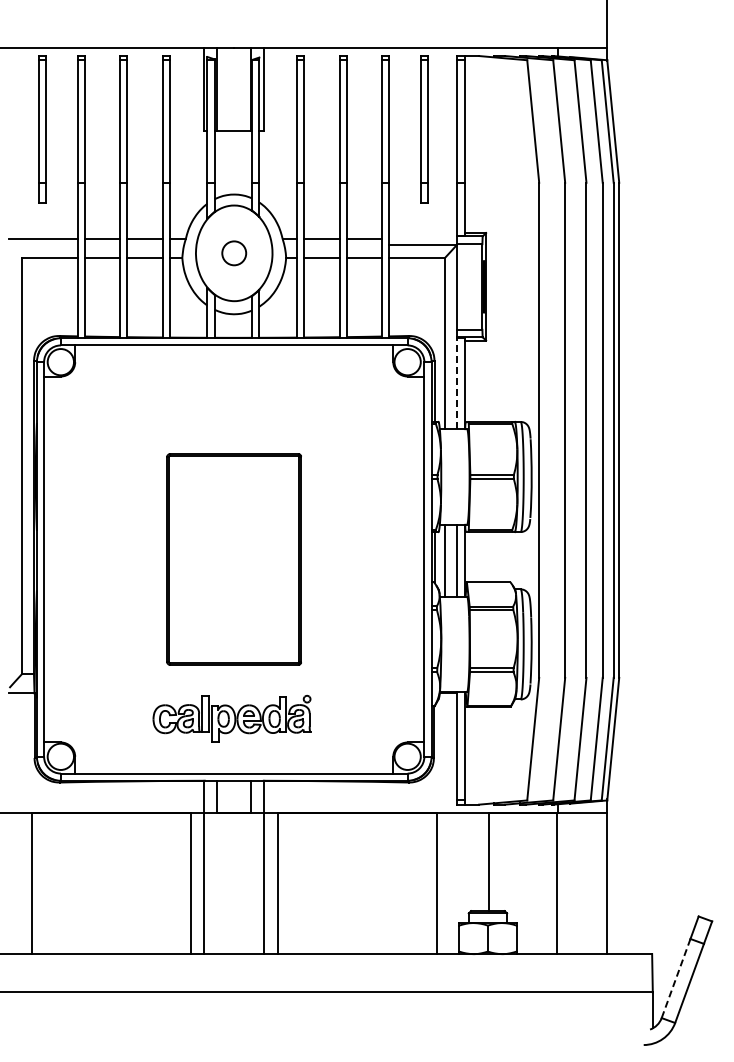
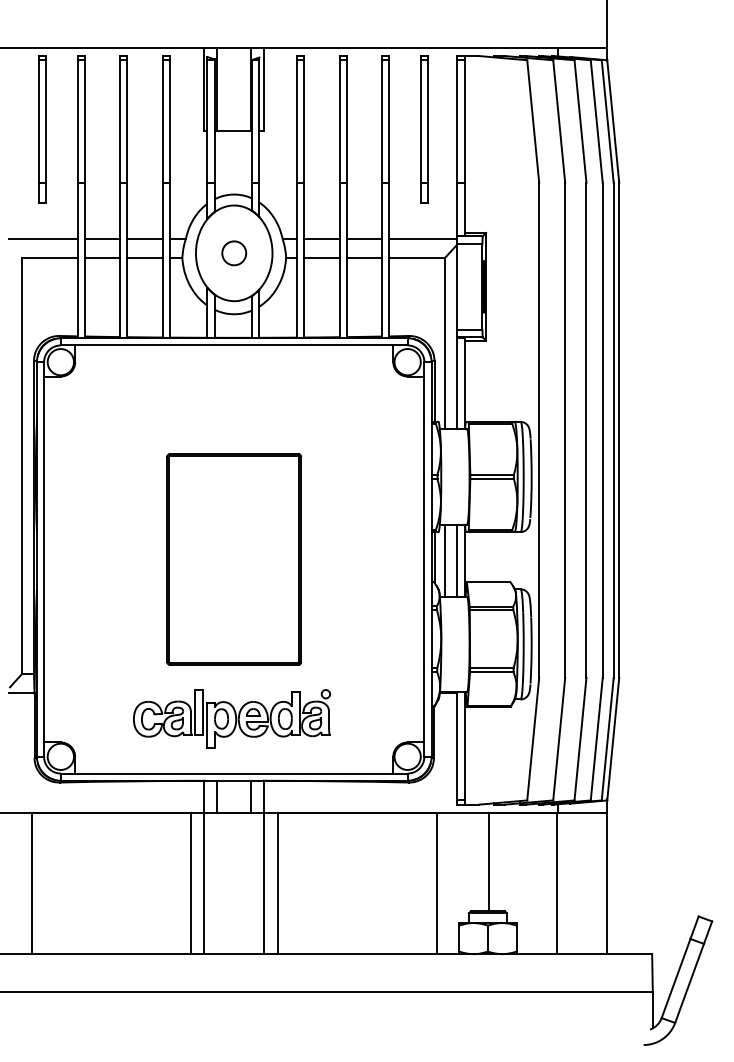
line position: (422, 245) -> (422, 239) (422, 239)
line: dashed -> solid (457, 383)
part size: 160x49 px -> 198x60 px (231, 718)
line: dashed -> solid (675, 979)
